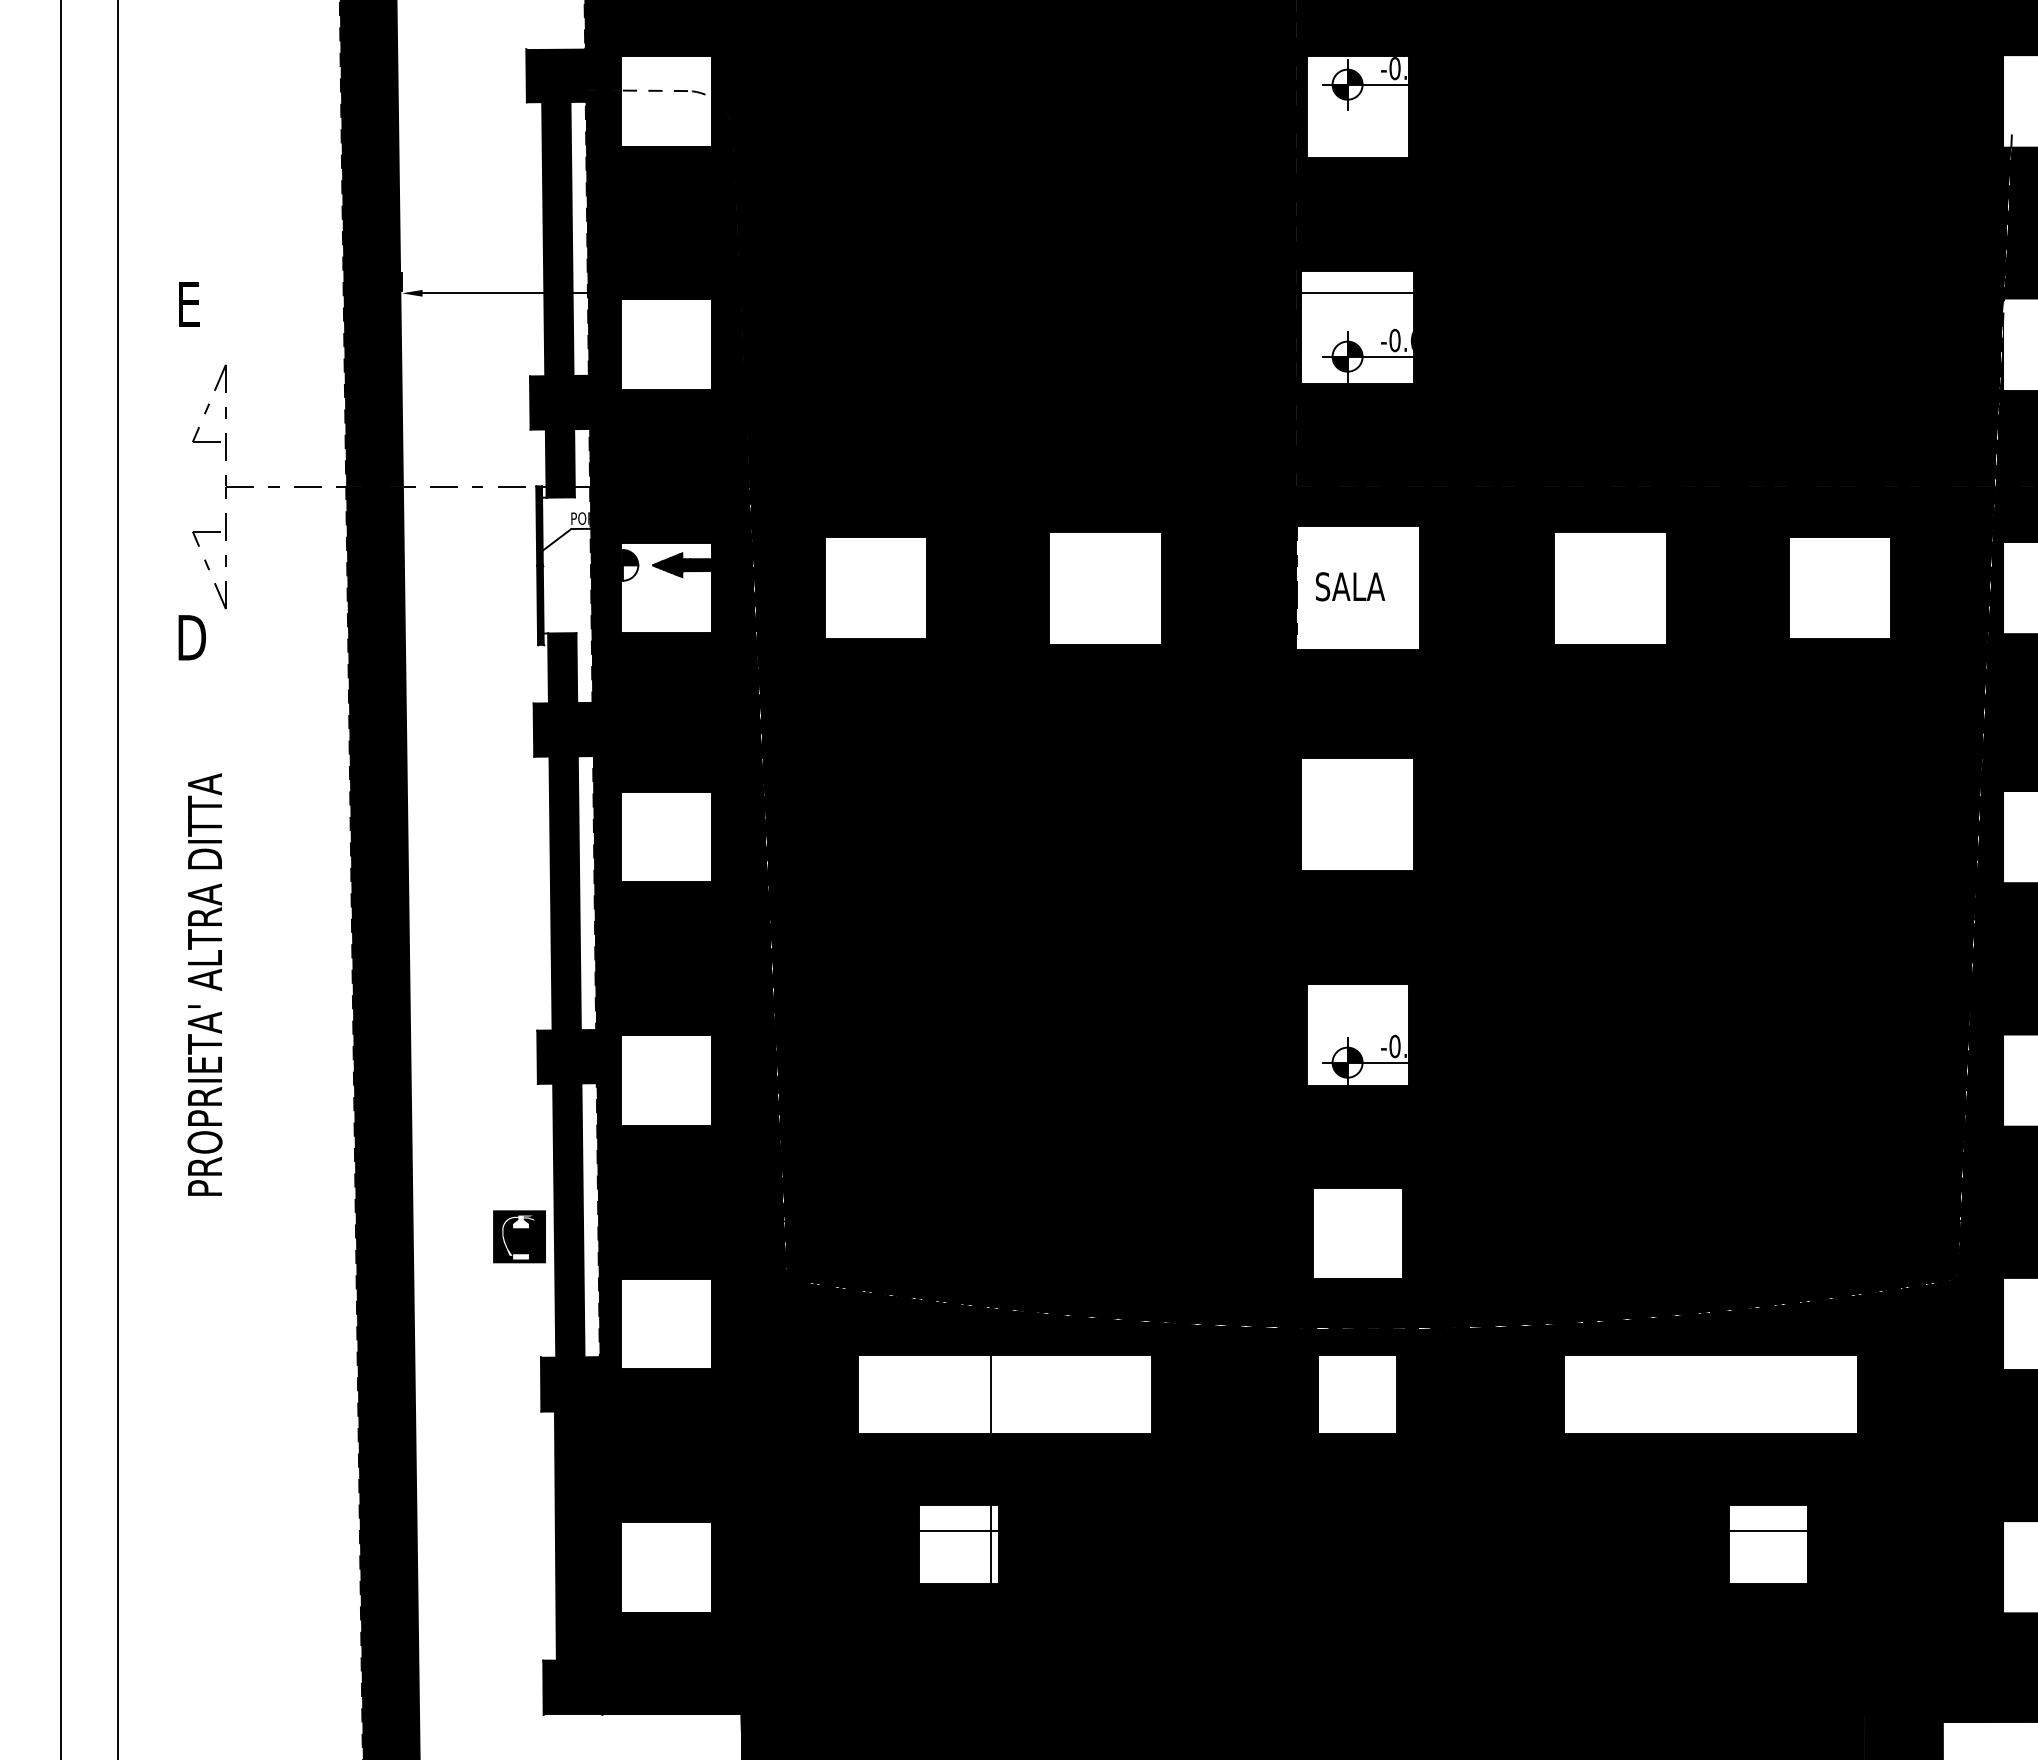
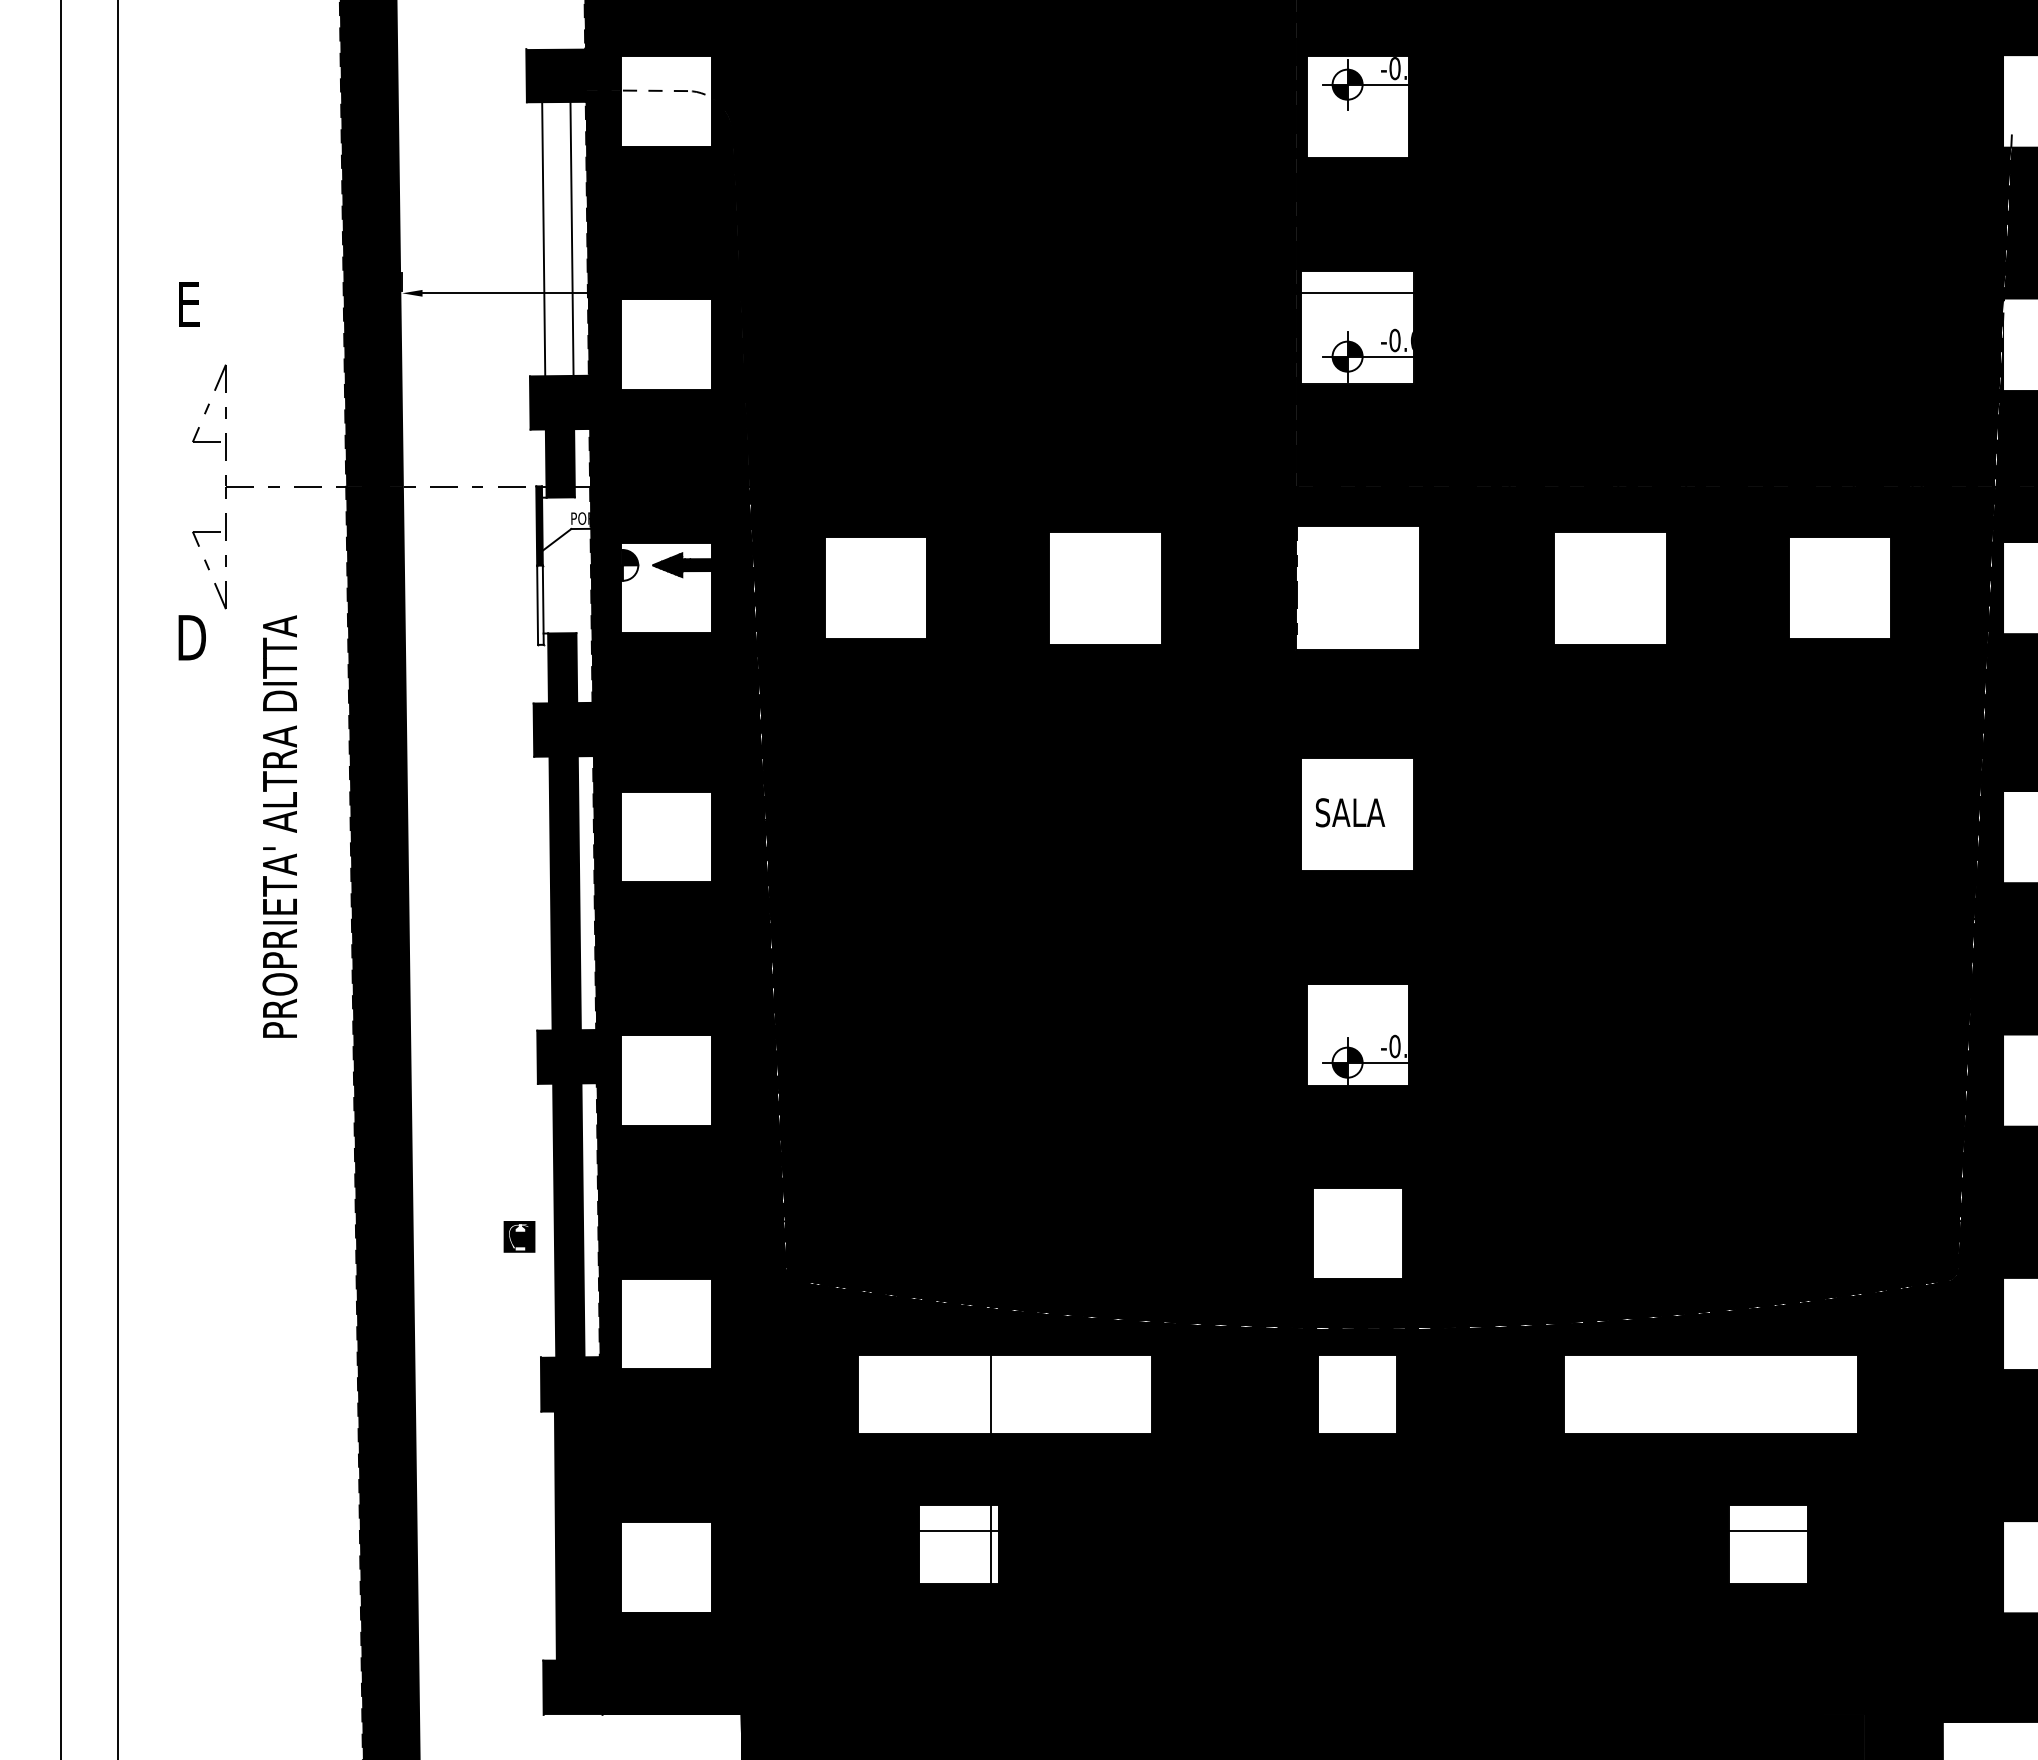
fill: present -> none (557, 238)
text position: (1350, 586) -> (1350, 812) (1350, 812)
fill: present -> none (540, 604)
text position: (204, 984) -> (279, 826) (279, 826)
part size: 53x54 px -> 33x32 px (519, 1236)
